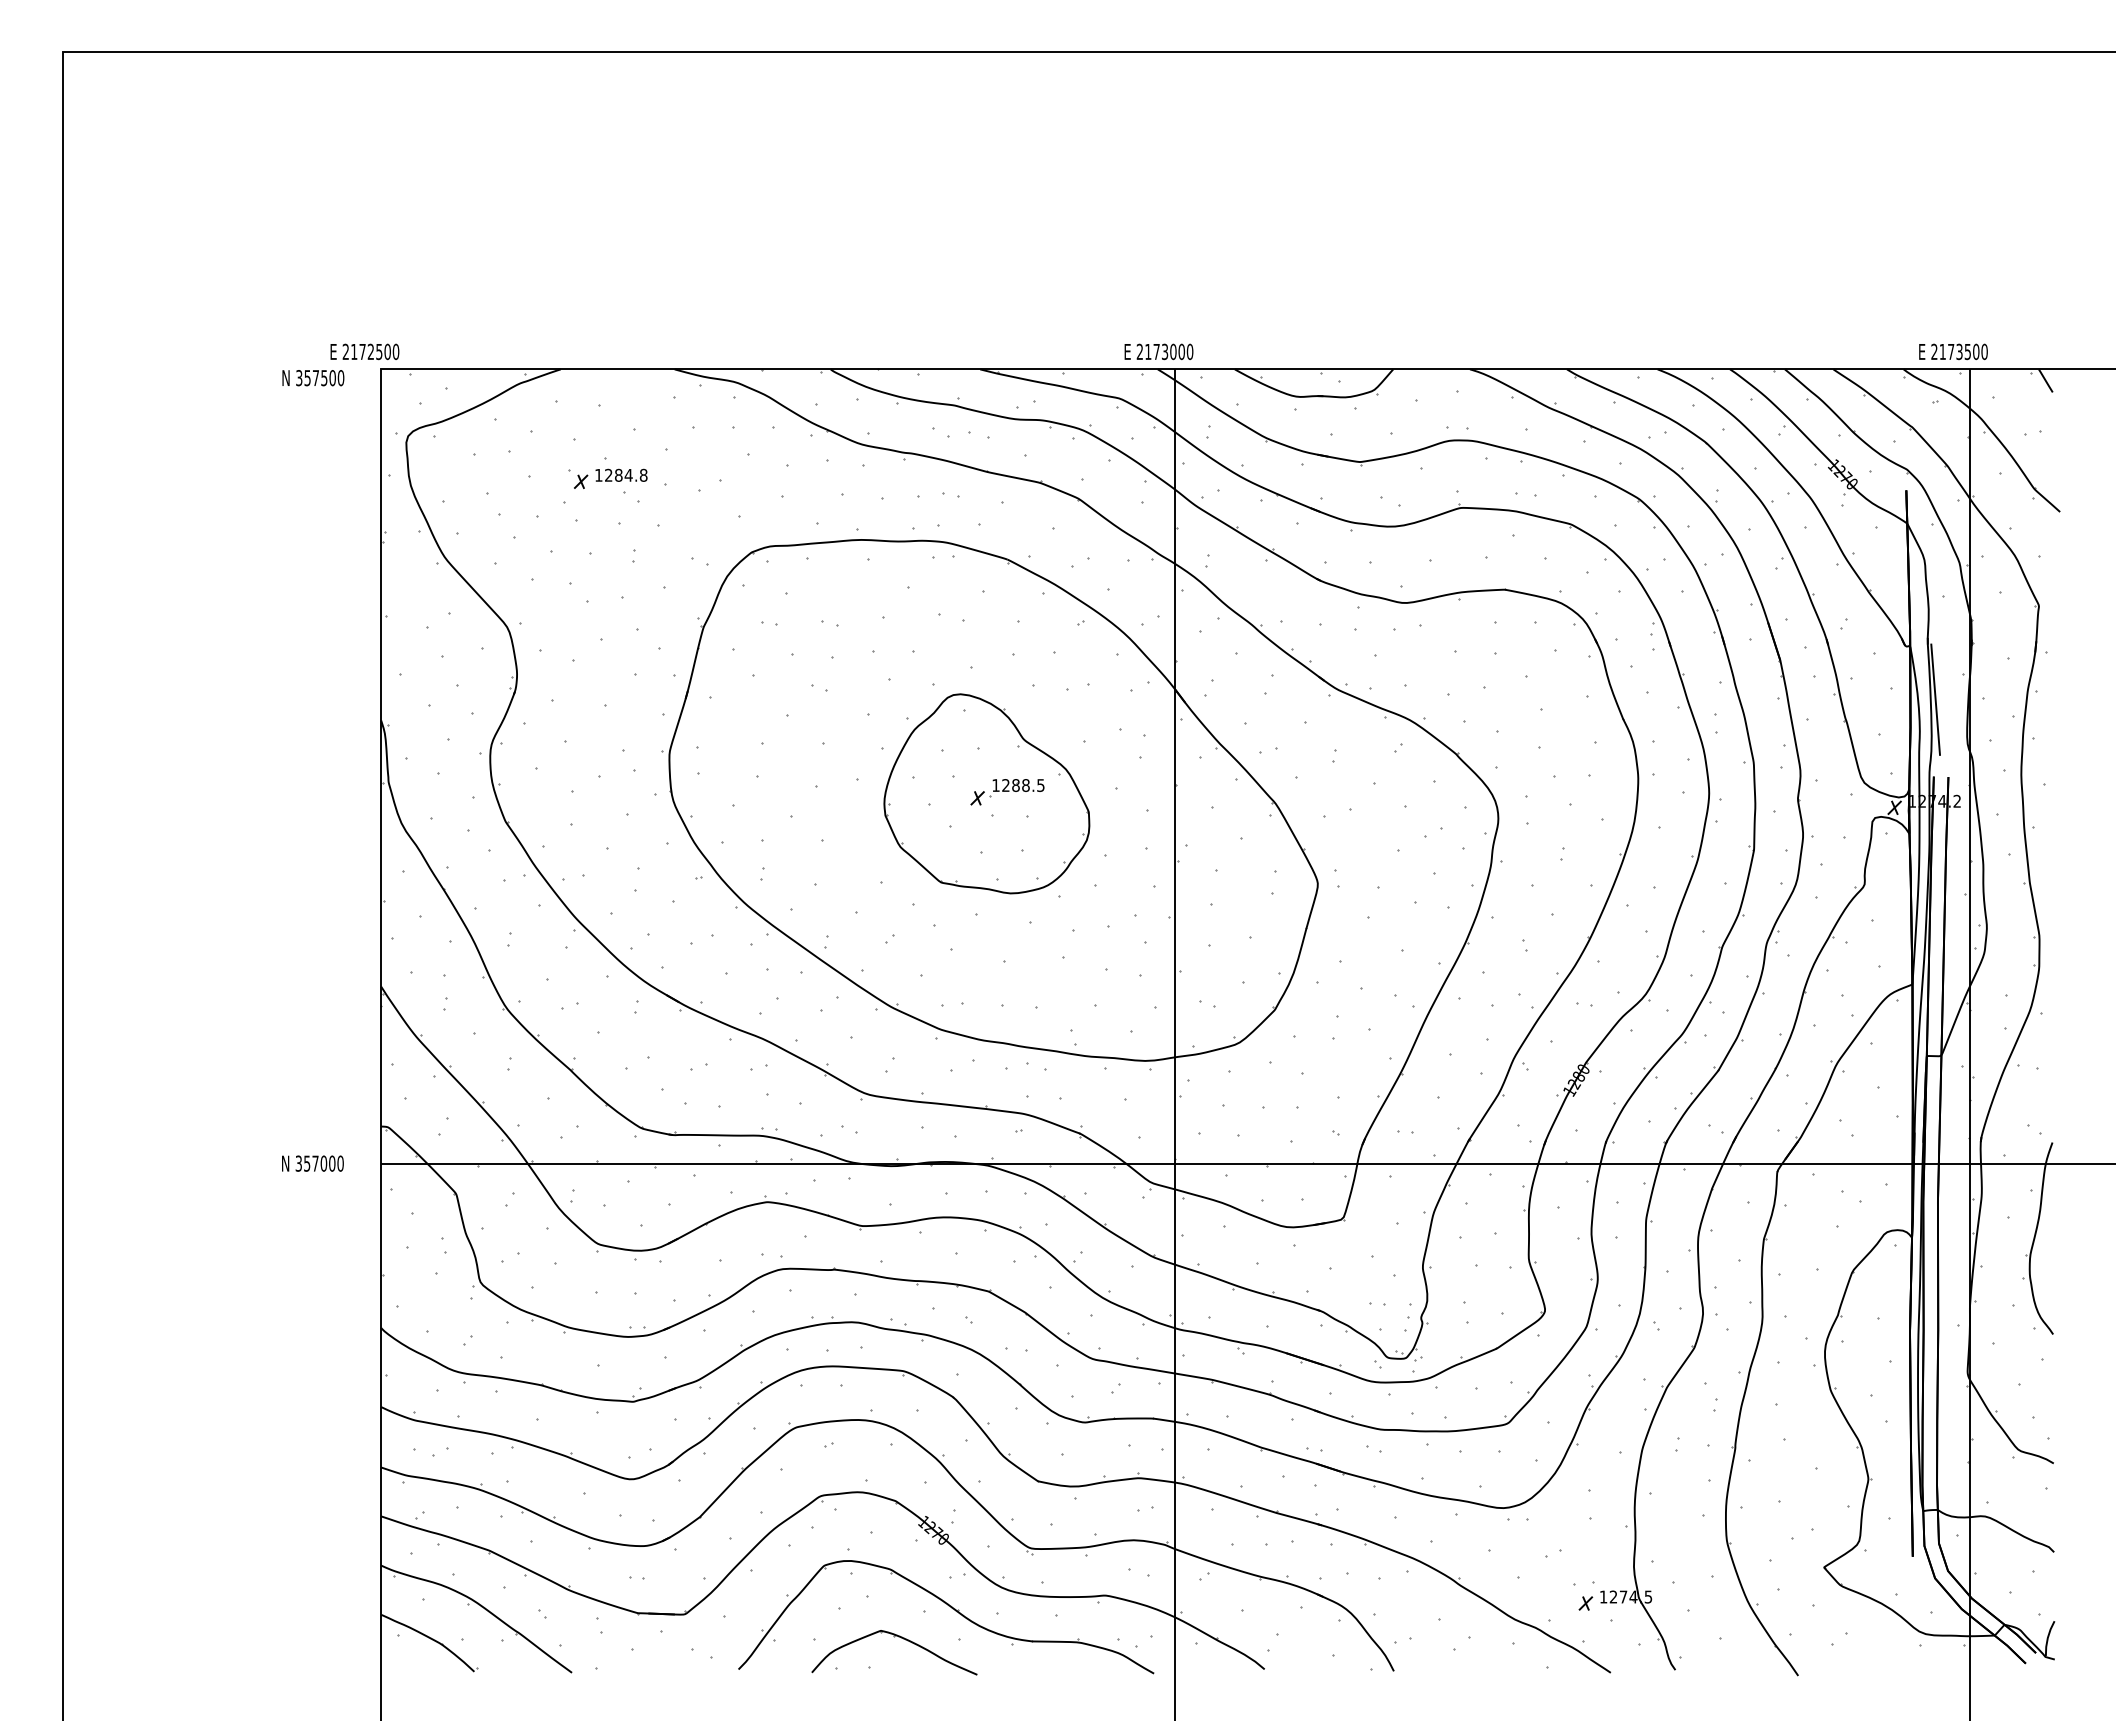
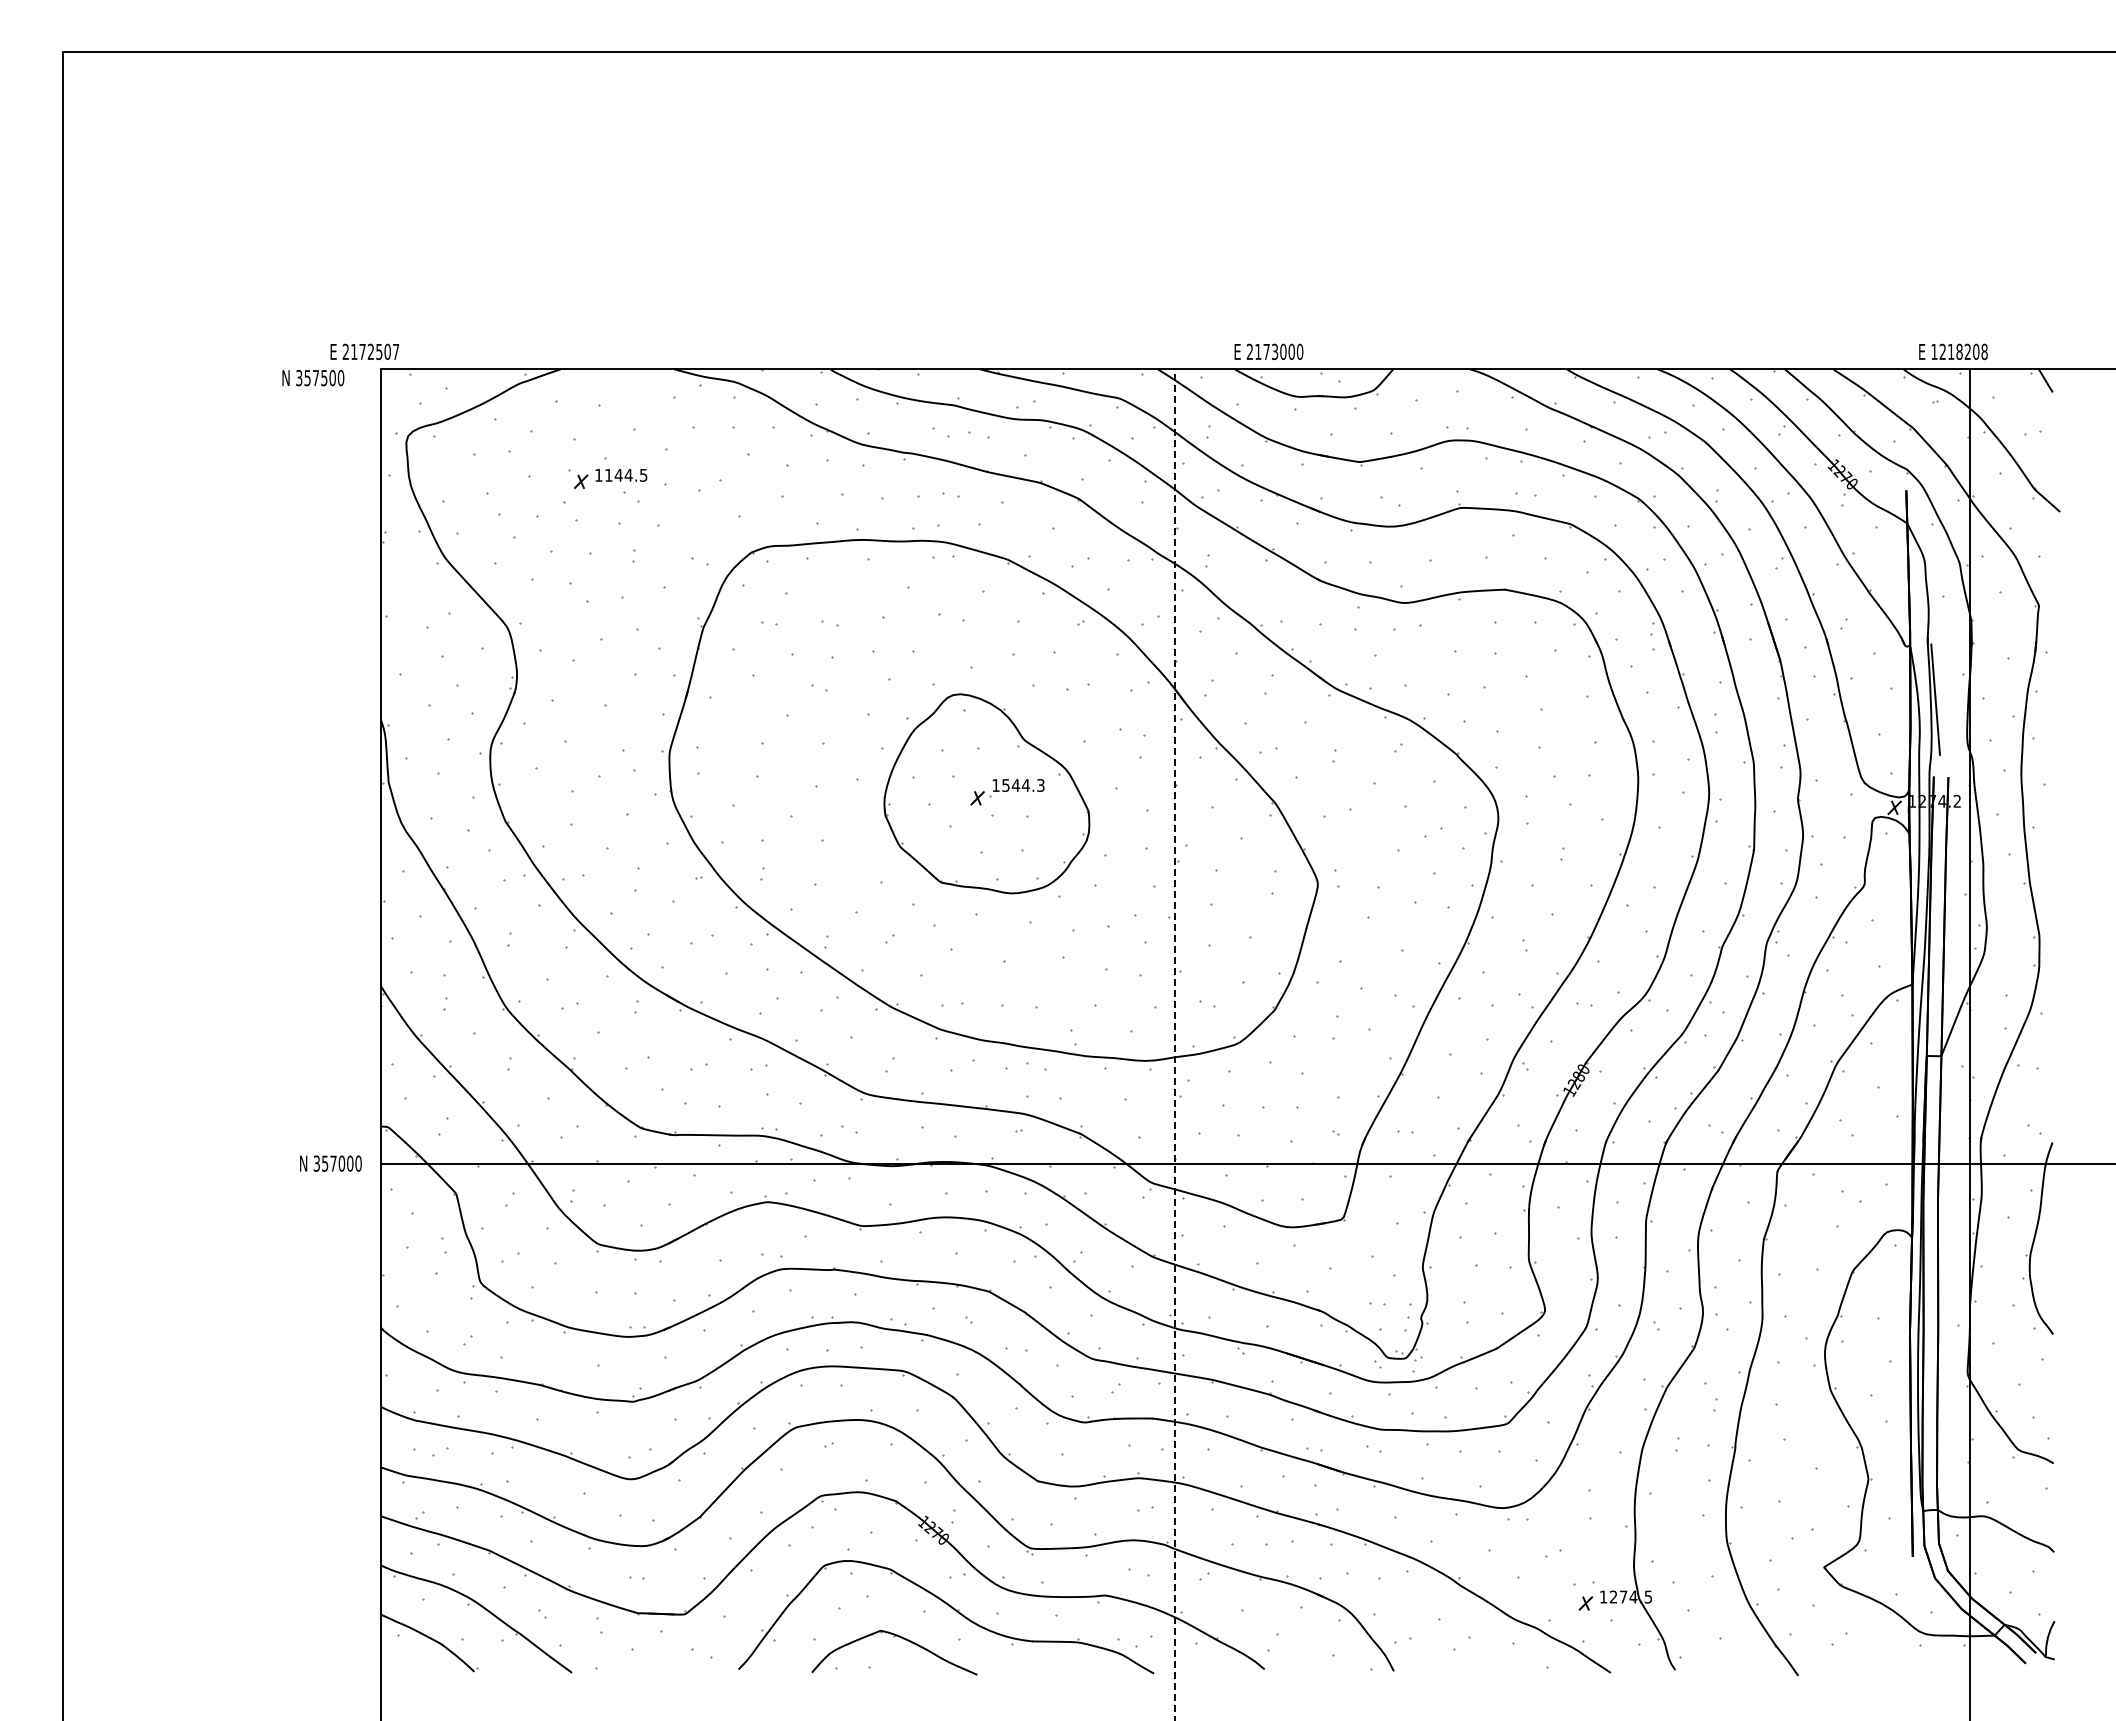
text: 2172500 -> 2172507 (395, 351)
text position: (1158, 351) -> (1268, 351) (1268, 351)
text: 2173500 -> 1218208 (1959, 351)
text: 1284.8 -> 1144.5 (626, 474)
text: 1288.5 -> 1544.3 (1023, 785)
line: solid -> dashed (1175, 1044)
text position: (312, 1163) -> (330, 1163) (330, 1163)
